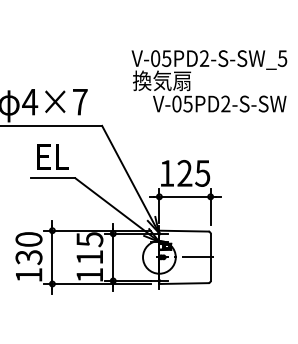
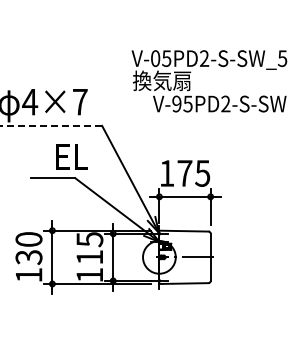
text: V-05PD2-S-SW -> V-95PD2-S-SW (176, 103)
line: solid -> dashed (51, 125)
text position: (52, 156) -> (71, 156) (71, 156)
text: 125 -> 175 (184, 173)
